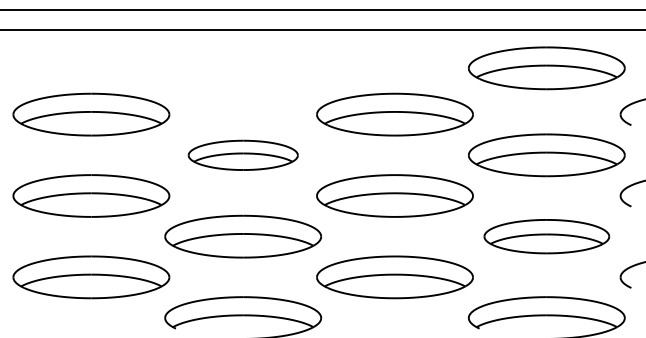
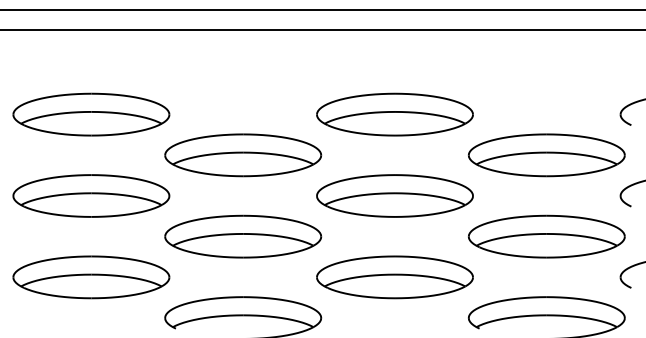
part: present -> none (546, 68)
part size: 112x32 px -> 159x45 px (243, 155)
part size: 128x36 px -> 158x45 px (546, 236)
